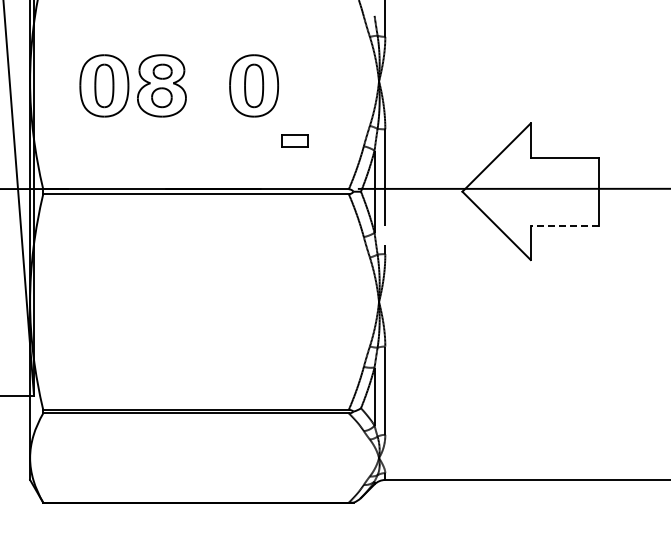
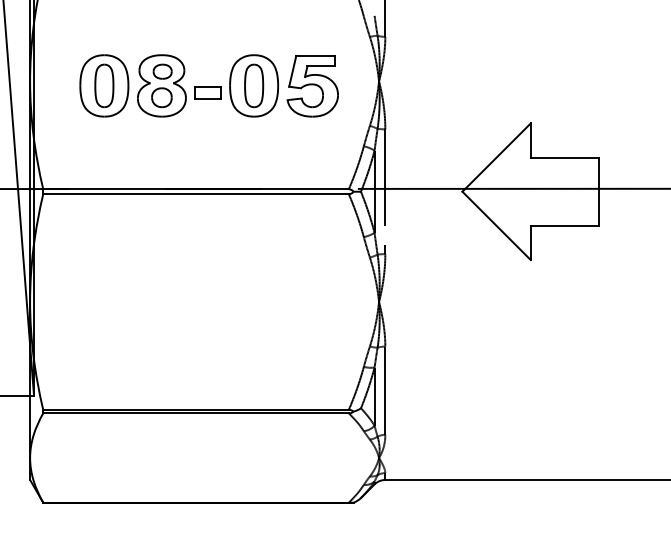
part: none -> present (312, 86)
part position: (294, 140) -> (207, 92) (207, 92)
line: dashed -> solid (564, 225)
